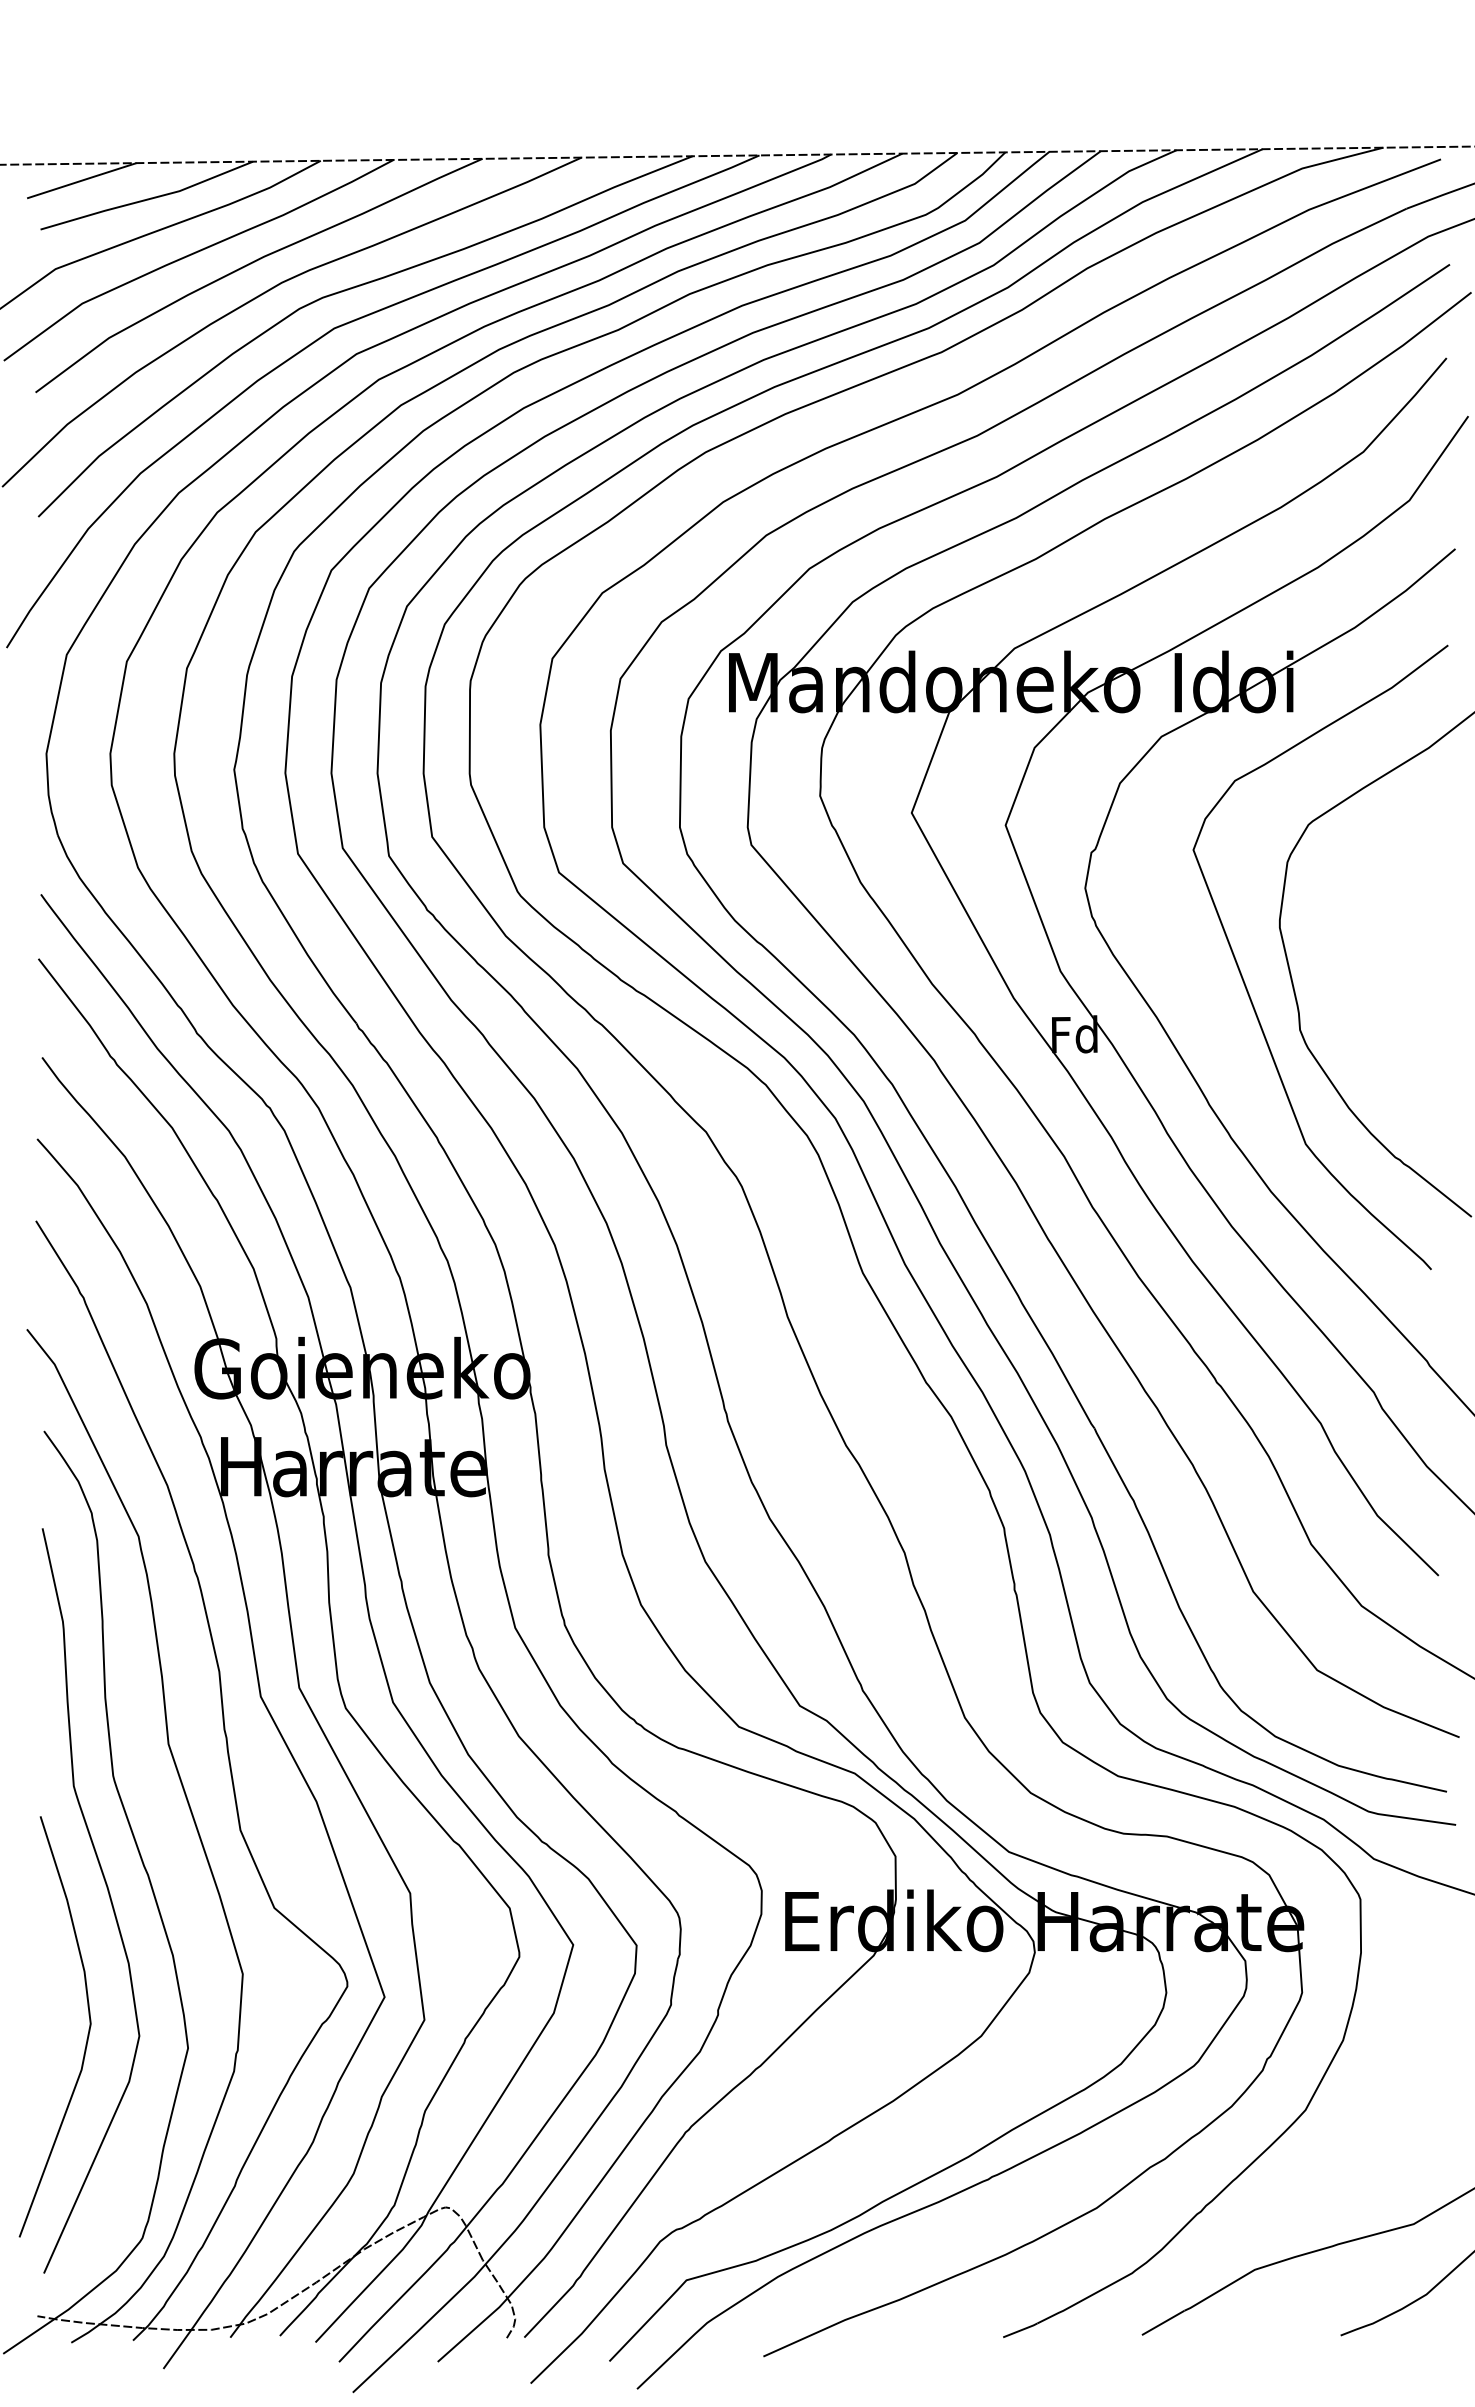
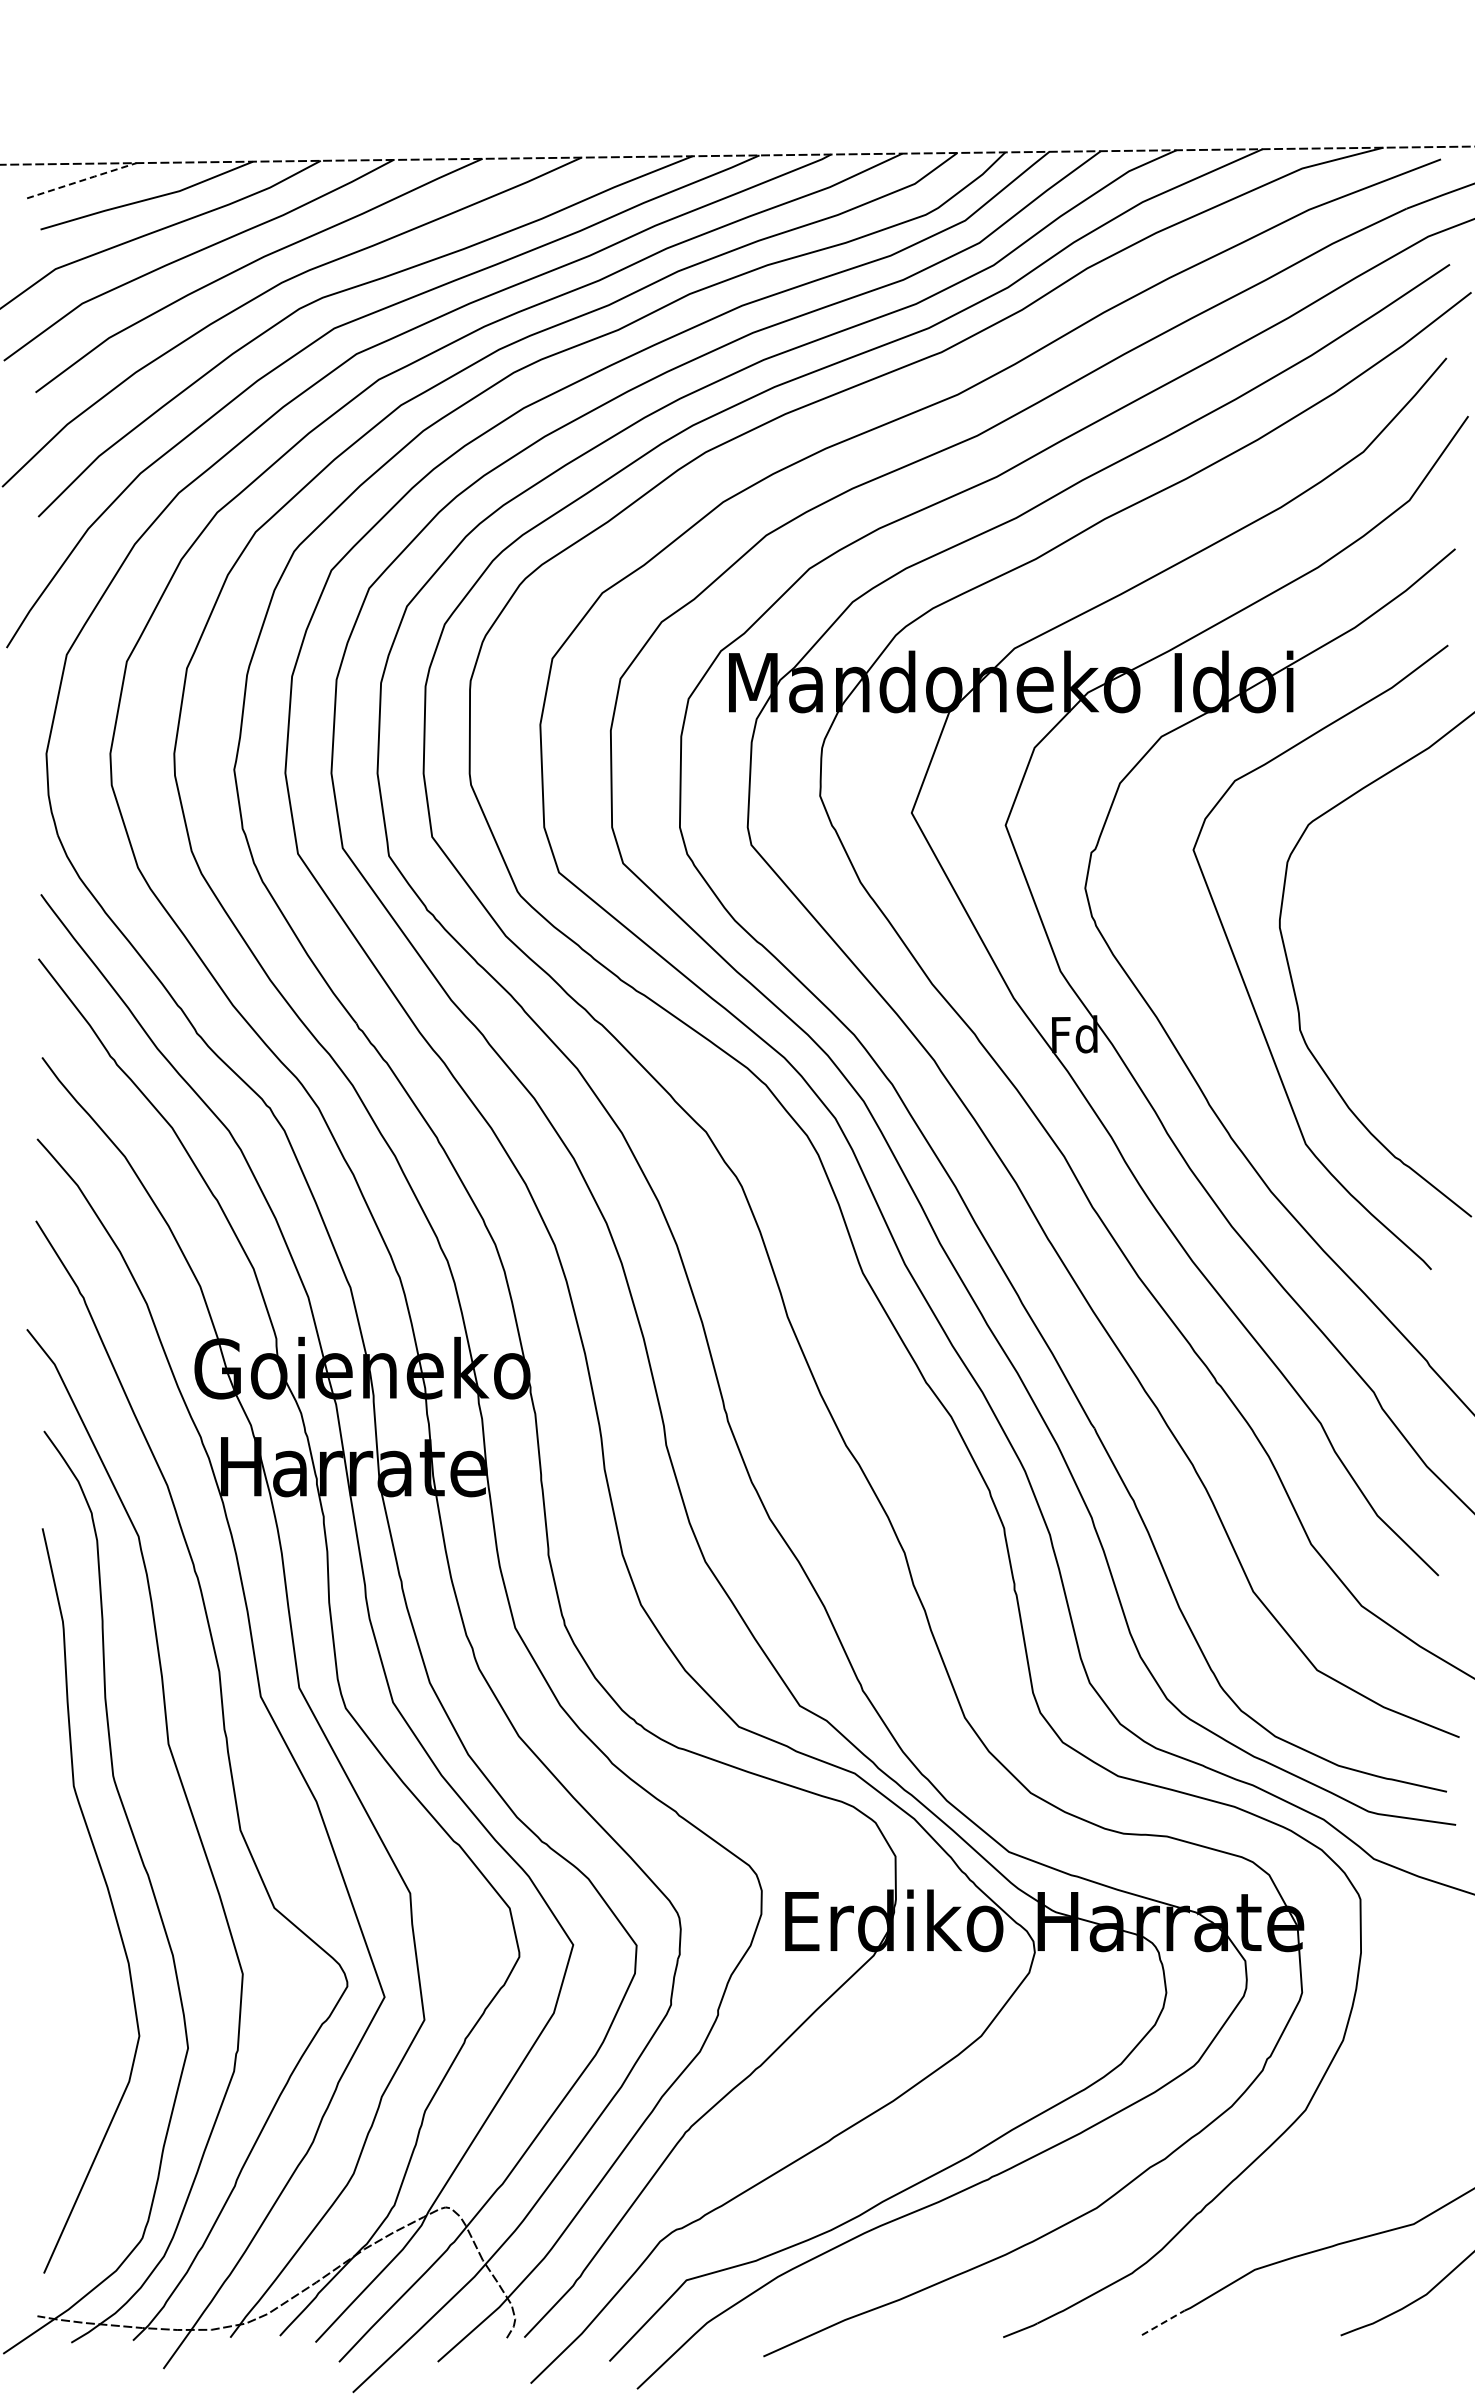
line: solid -> dashed (82, 180)
curve: present -> none (87, 2033)
line: solid -> dashed (1163, 2322)
